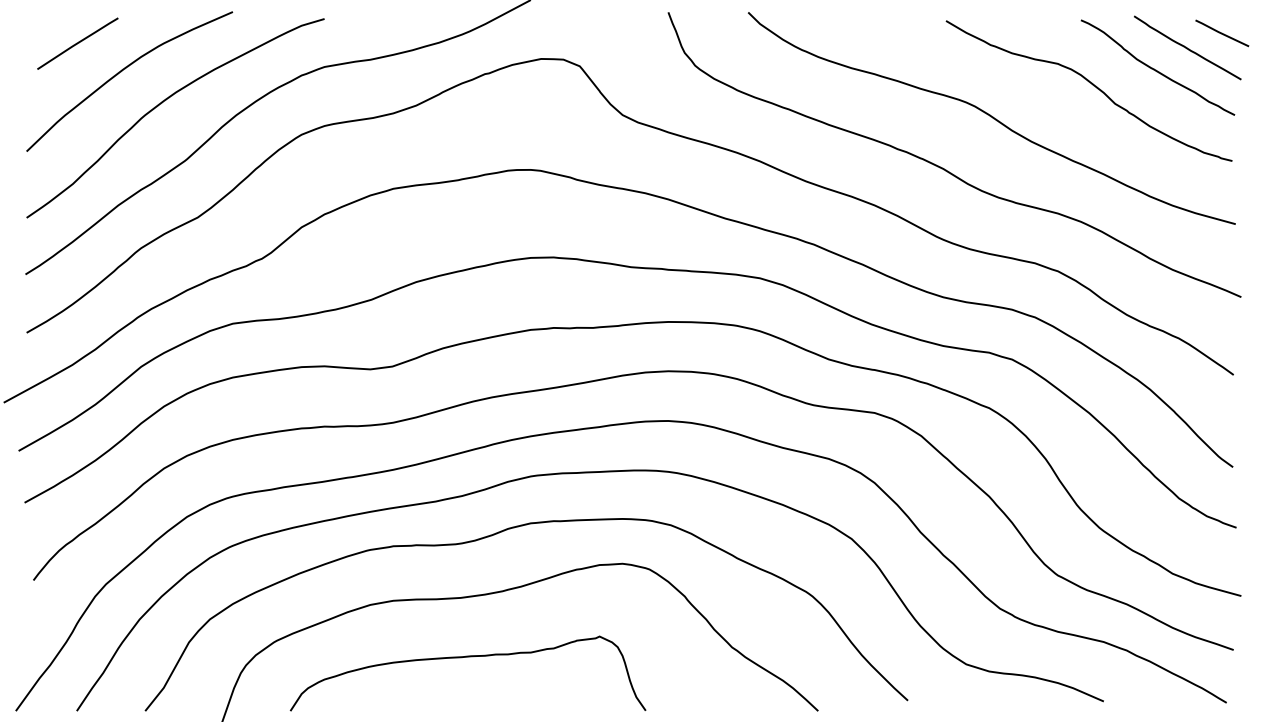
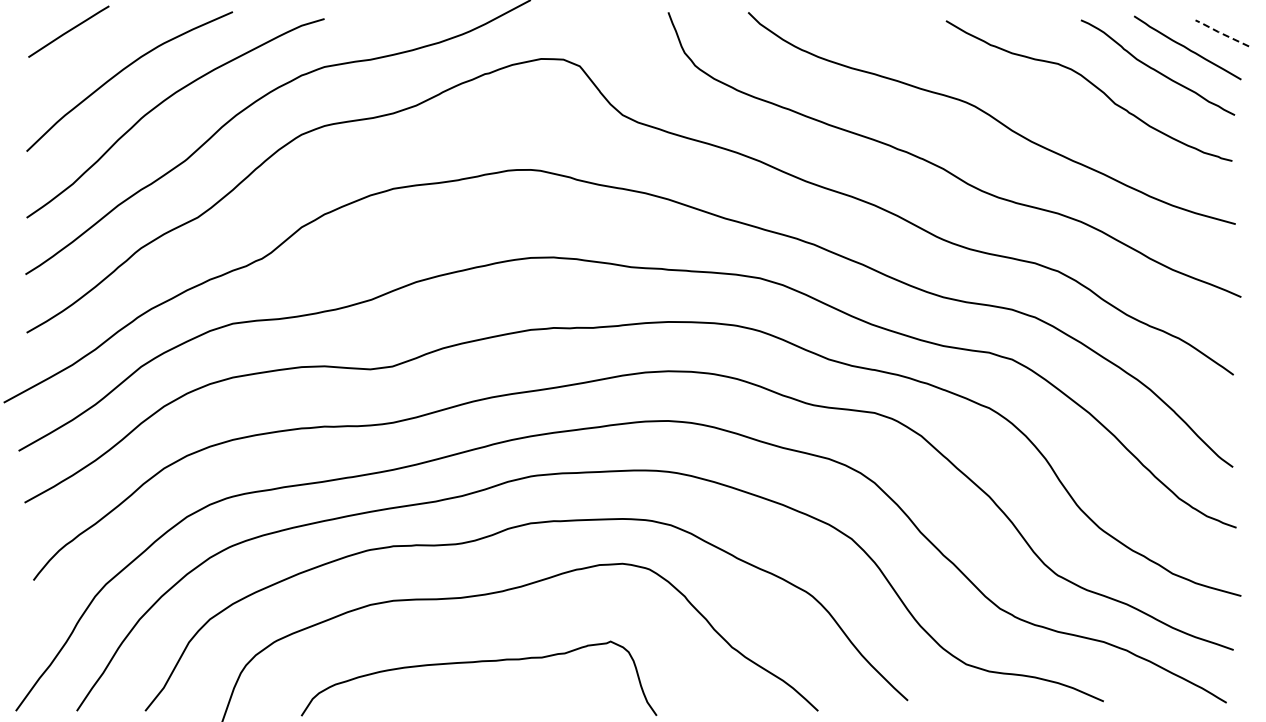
line: solid -> dashed (1220, 32)
line position: (77, 43) -> (68, 31) (68, 31)
curve position: (467, 657) -> (478, 662) (478, 662)
